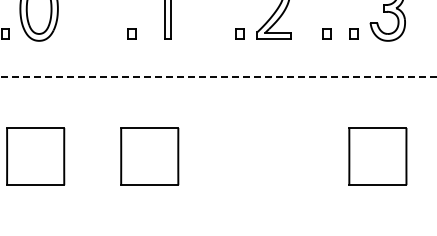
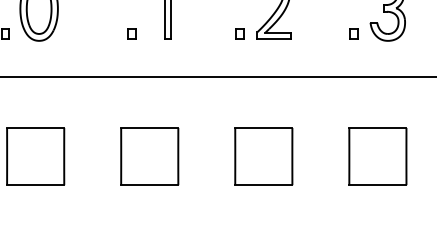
part: present -> none (326, 33)
line: dashed -> solid (218, 77)
part: none -> present (263, 156)
